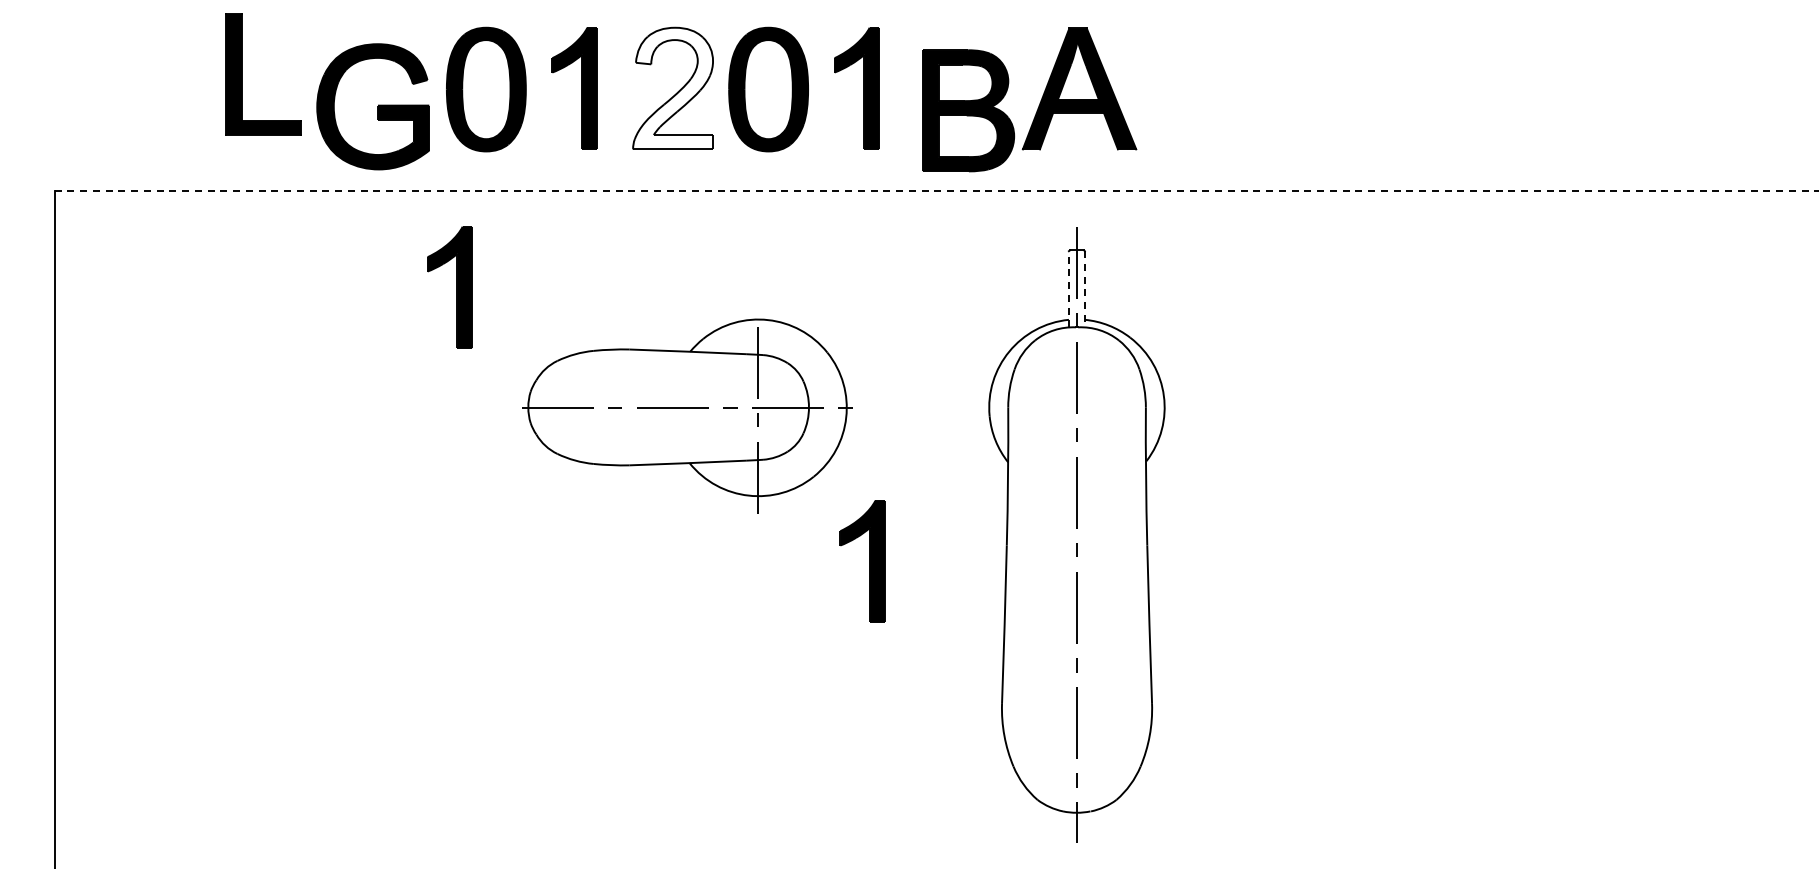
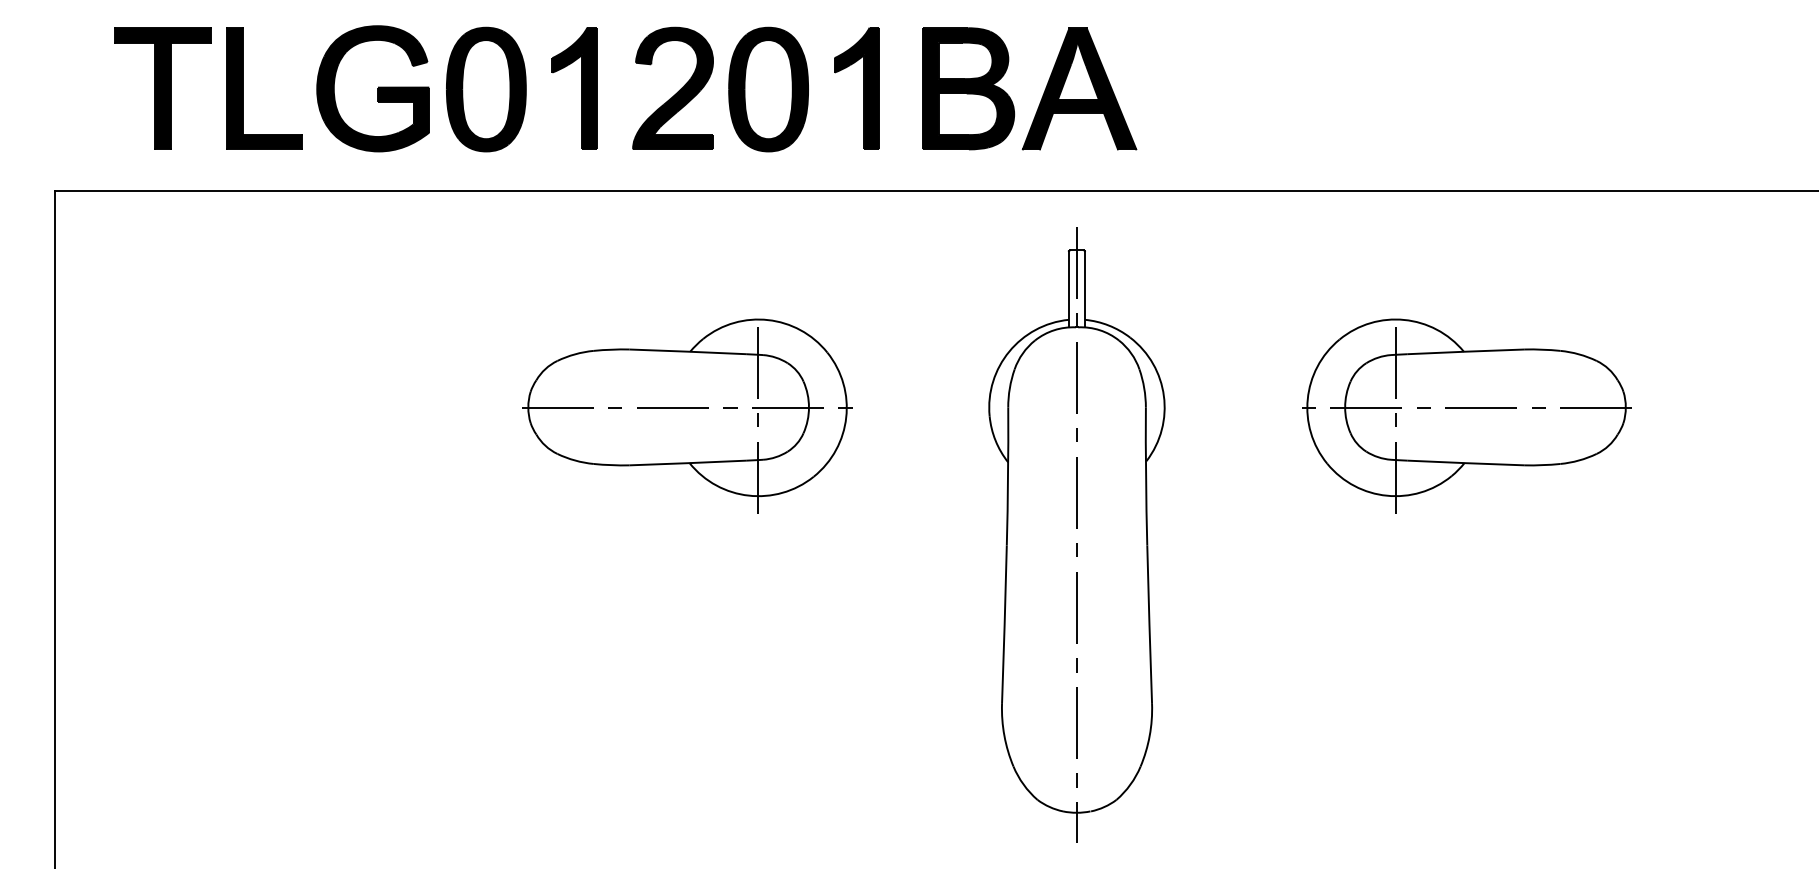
part position: (242, 74) -> (243, 88) (243, 88)
part: none -> present (162, 88)
fill: none -> present (673, 88)
part position: (372, 106) -> (372, 88) (372, 88)
part position: (968, 110) -> (968, 88) (968, 88)
line: dashed -> solid (936, 190)
part: present -> none (456, 287)
line: dashed -> solid (1068, 288)
line: dashed -> solid (1084, 289)
part: none -> present (1466, 415)
part: present -> none (869, 561)
